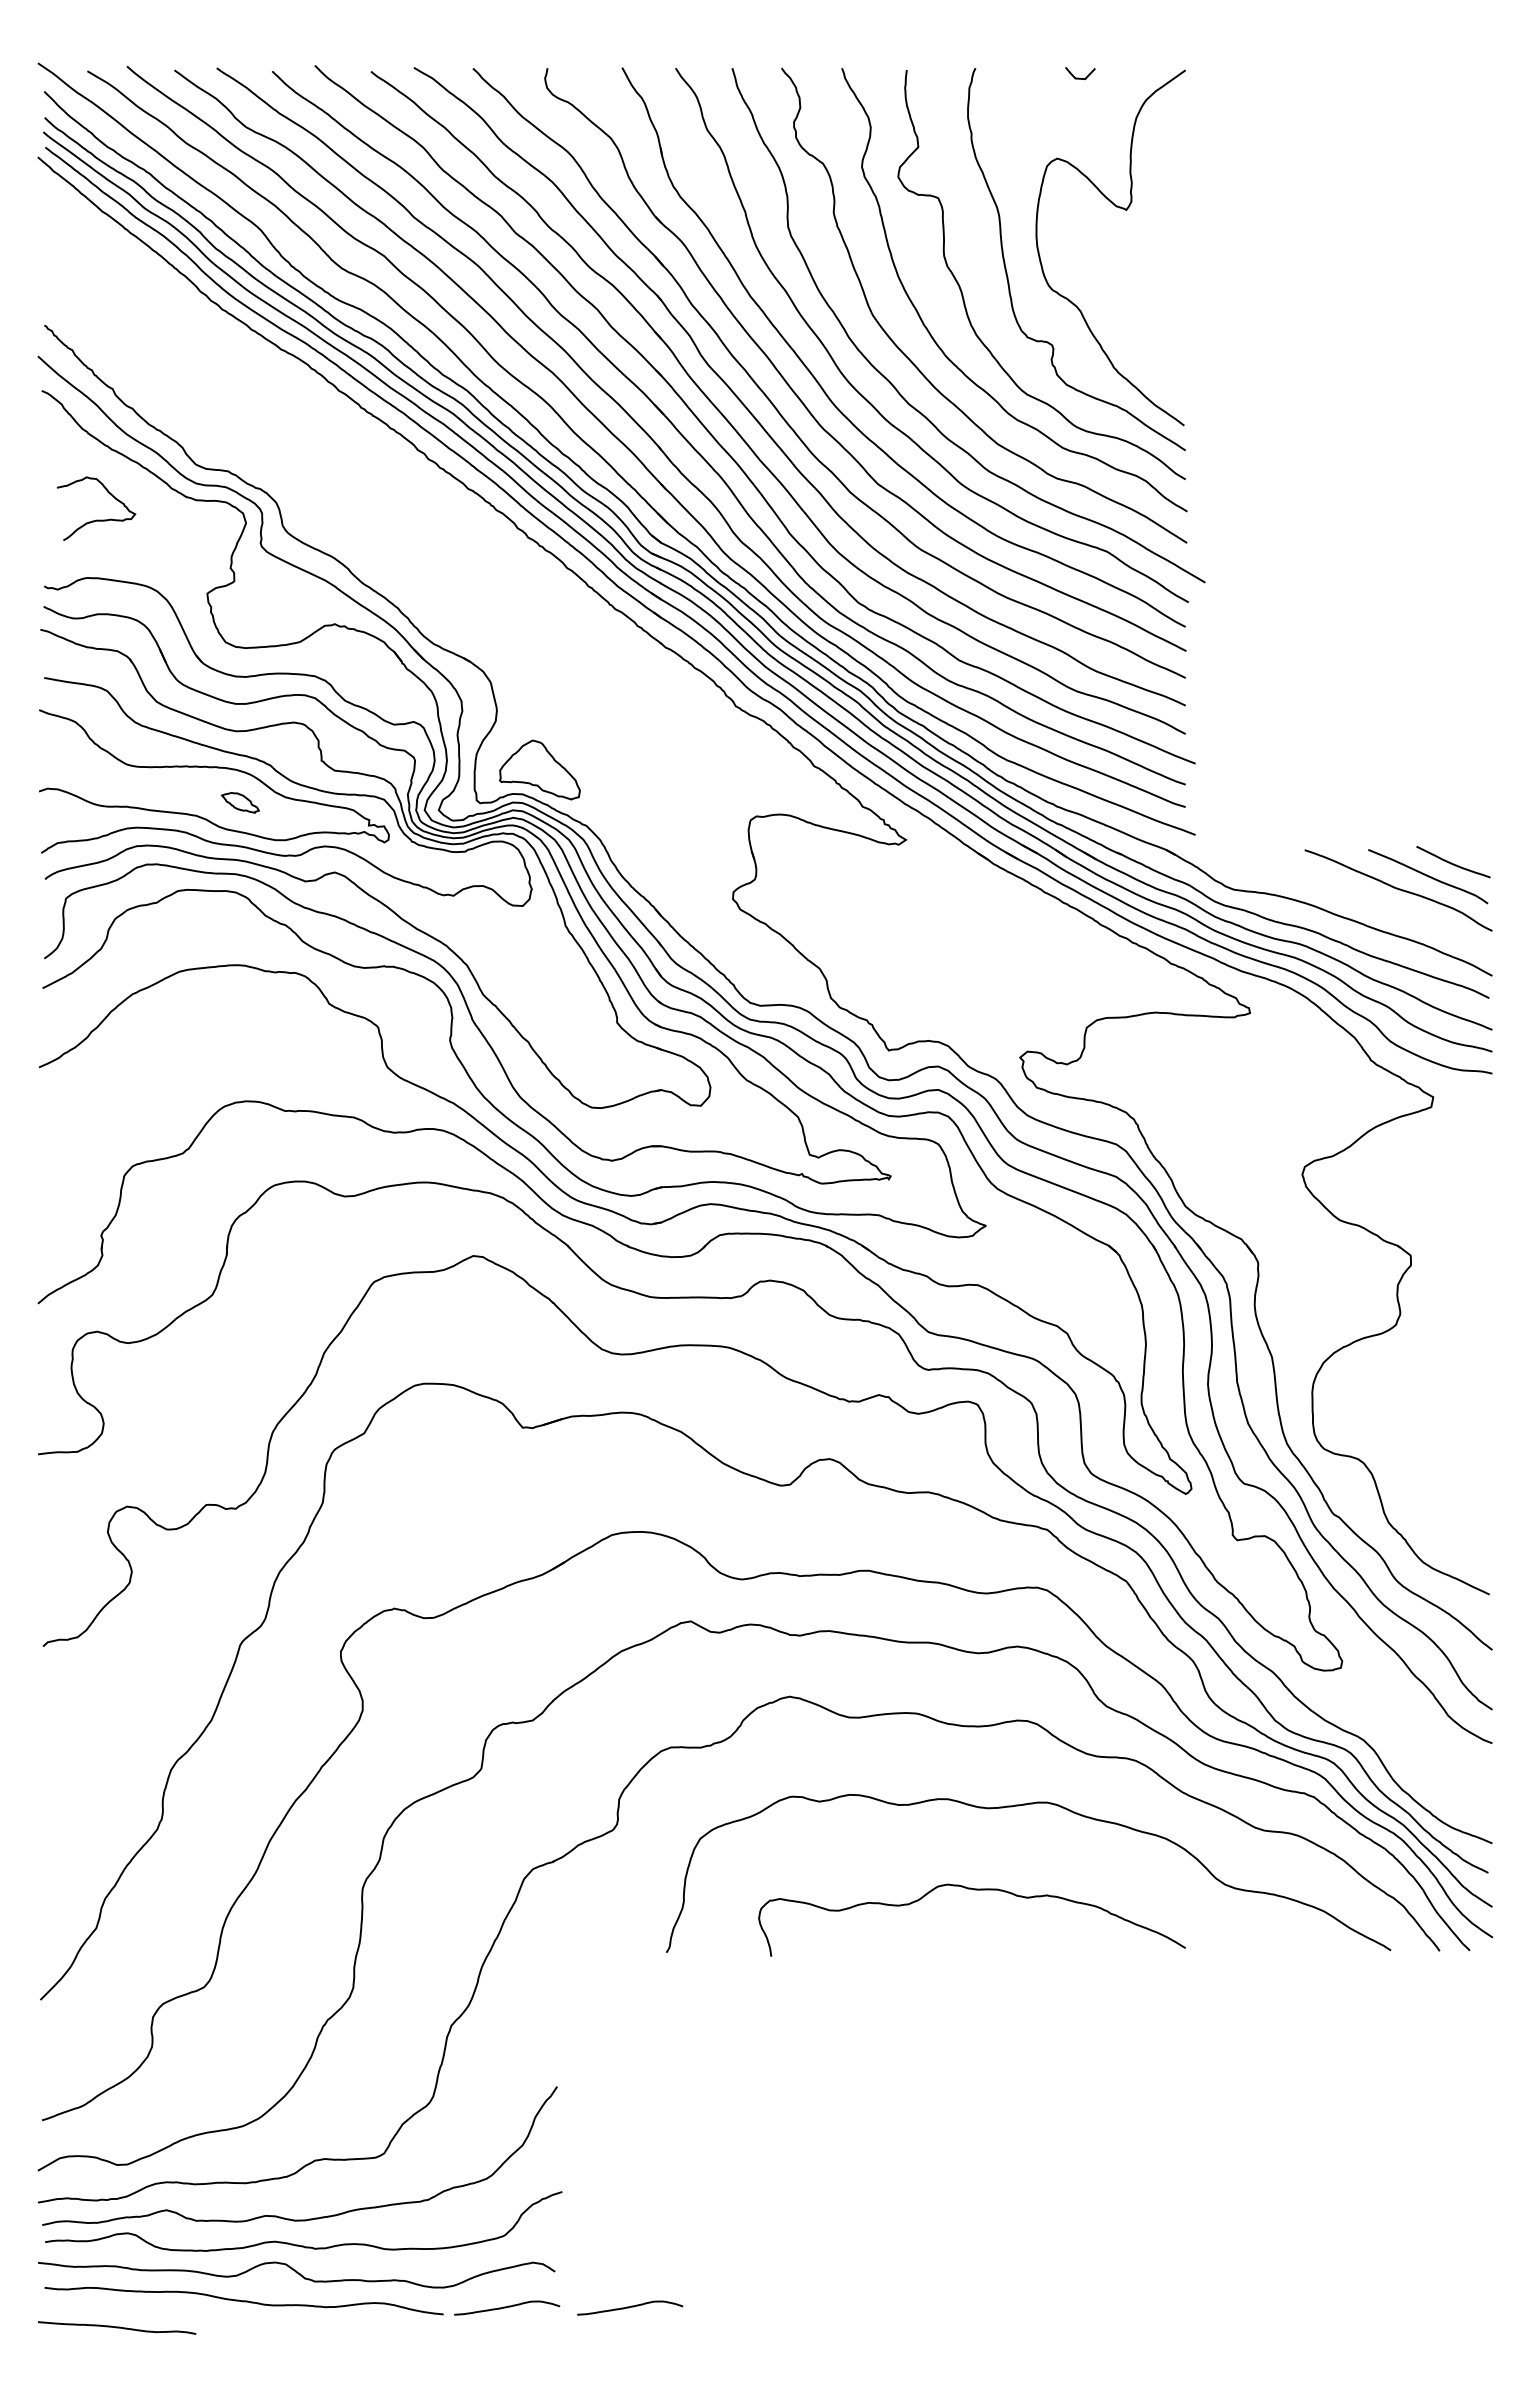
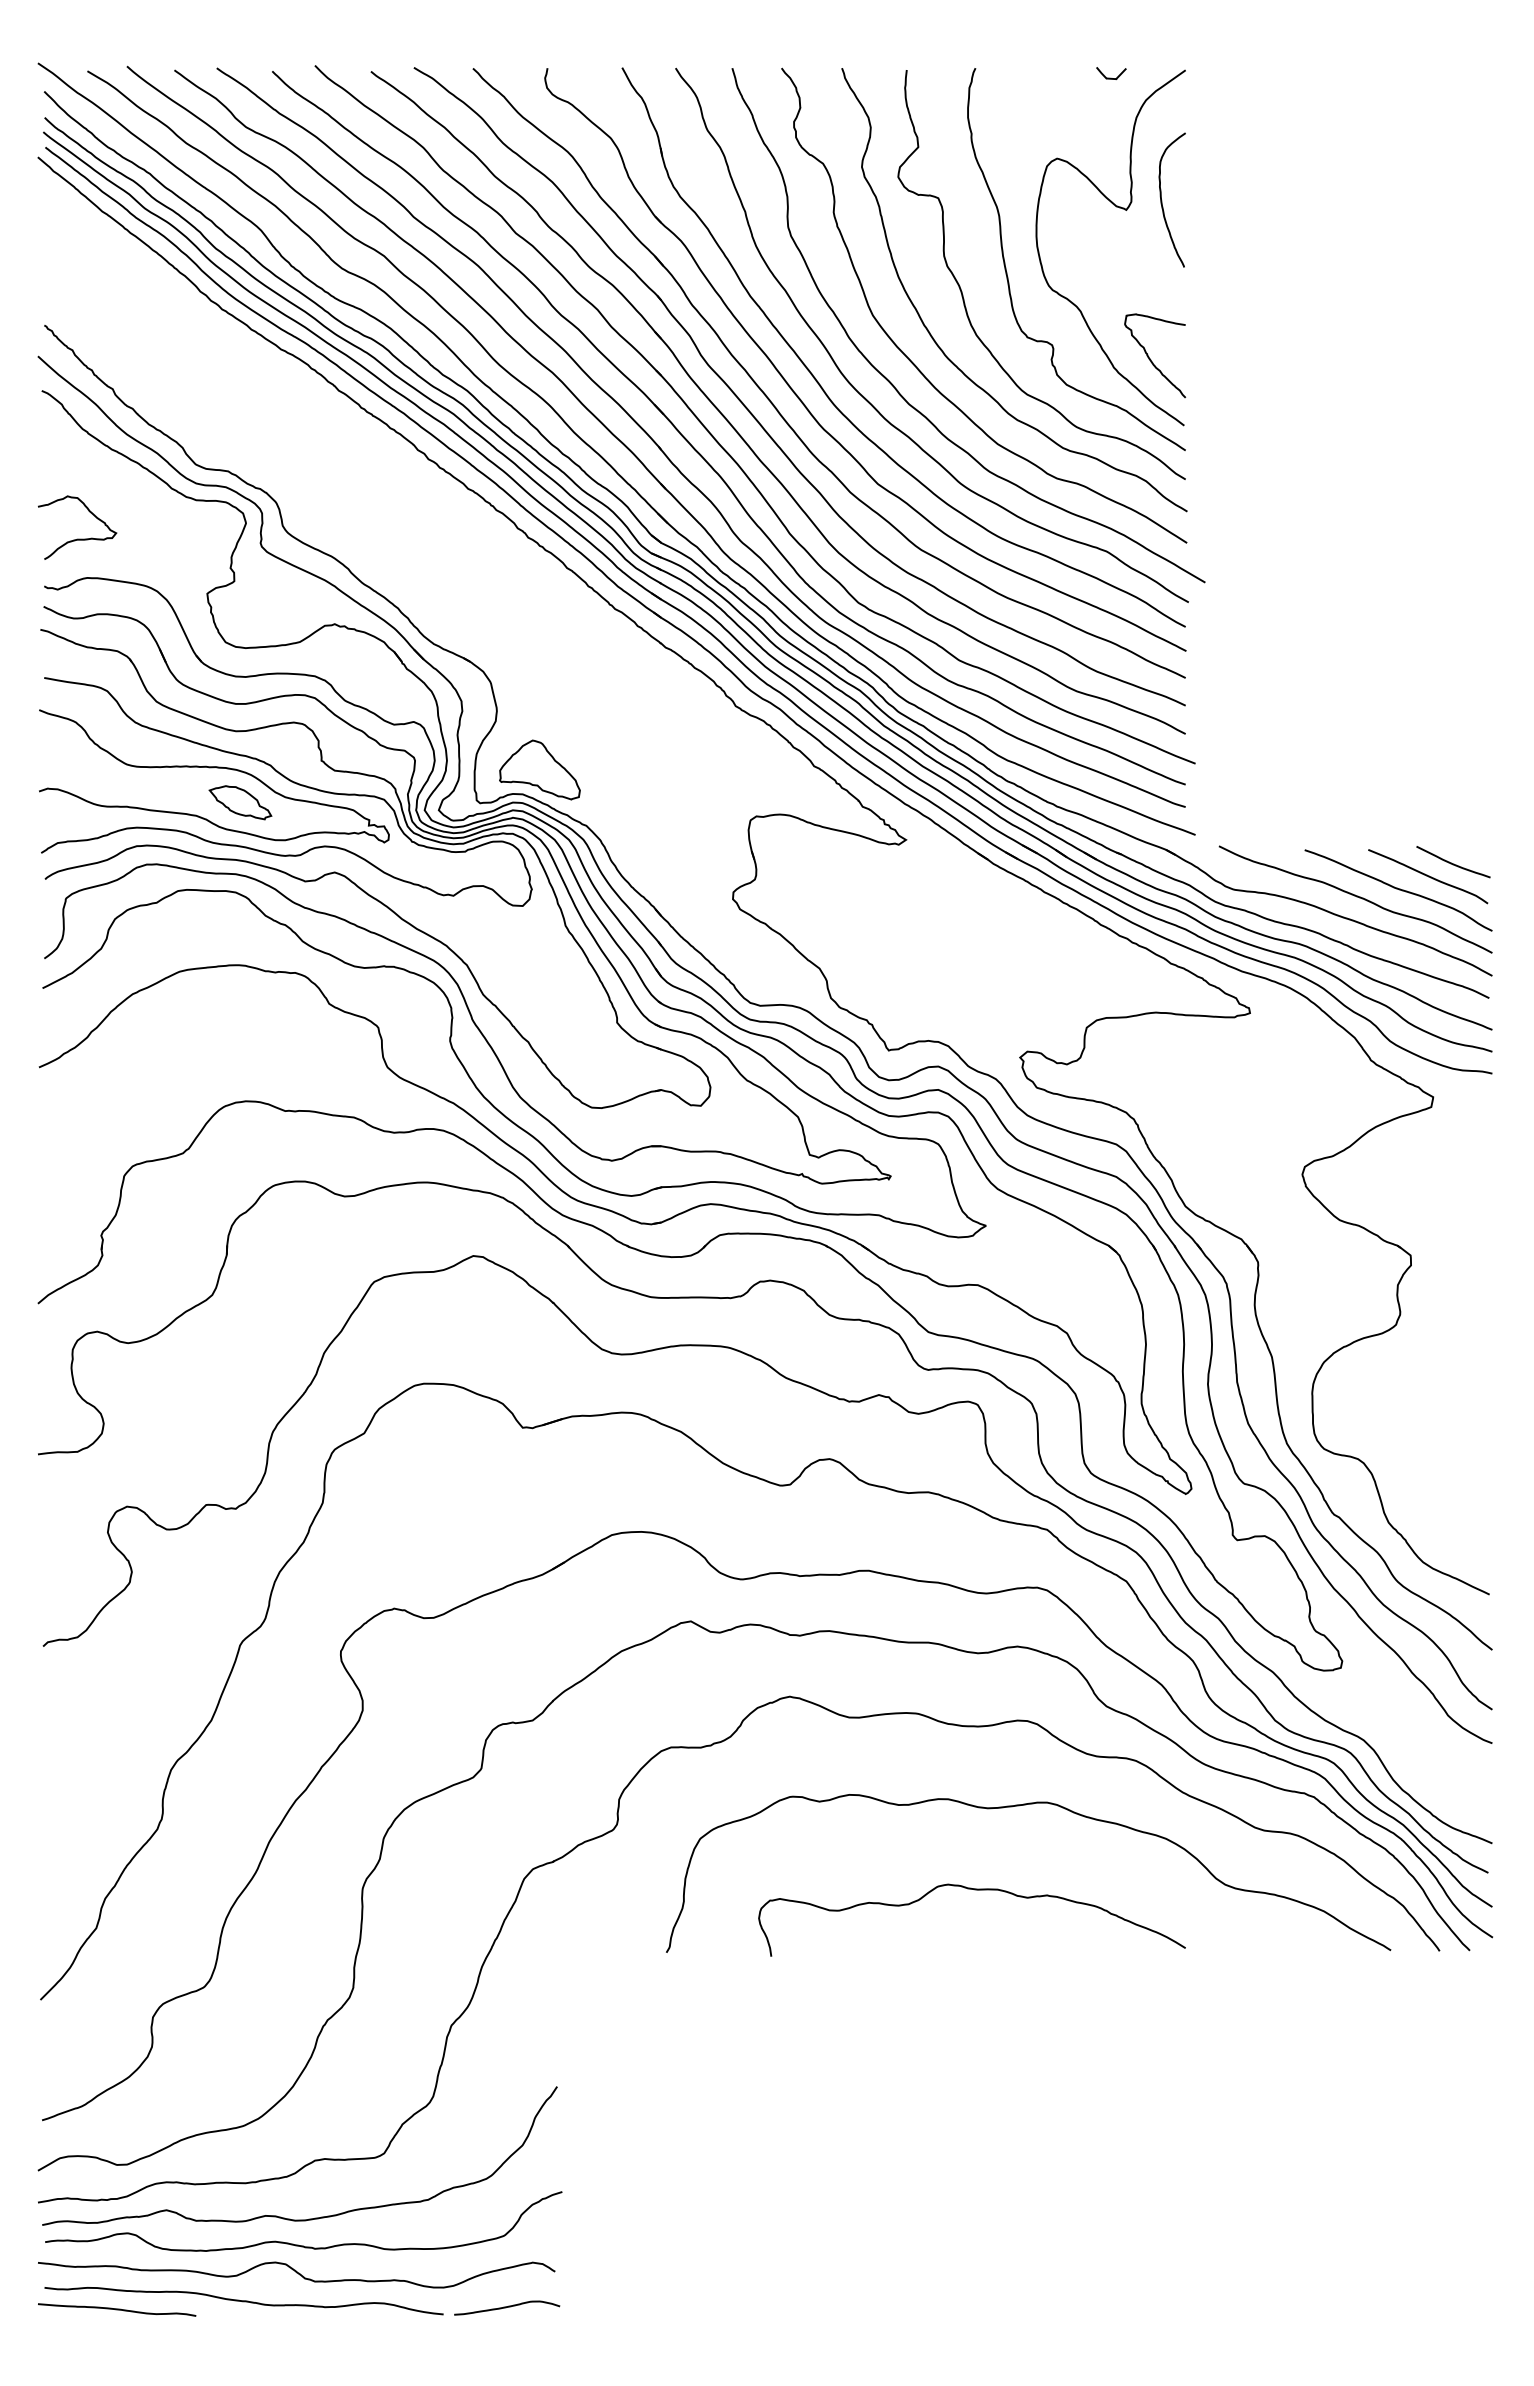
curve position: (1080, 77) -> (1111, 77) (1111, 77)
curve: none -> present (1162, 200)
curve: none -> present (1151, 359)
curve position: (96, 519) -> (77, 538) (77, 538)
part size: 40x22 px -> 65x36 px (240, 802)
curve: none -> present (1356, 897)
curve: present -> none (630, 2307)
curve position: (117, 2327) -> (117, 2309) (117, 2309)
